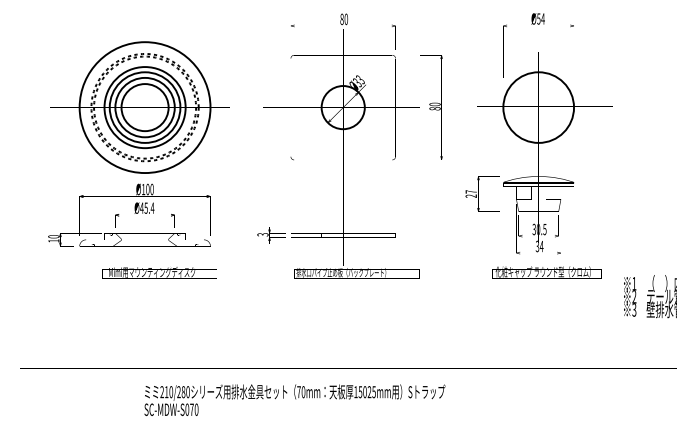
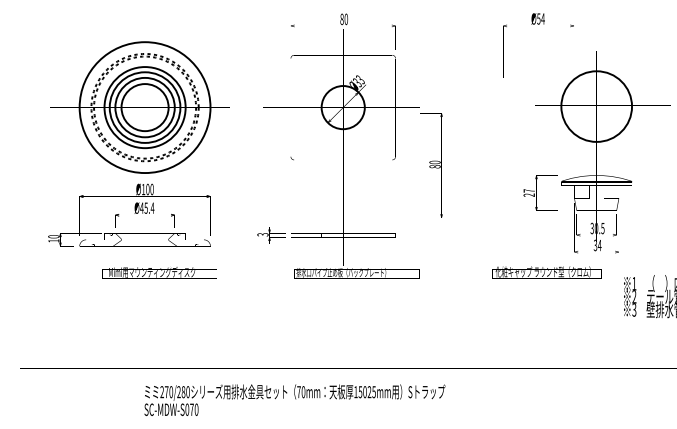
text position: (431, 107) -> (431, 165) (431, 165)
part position: (538, 153) -> (596, 152) (596, 152)
text: 210/280 -> 270/280 (166, 392)
